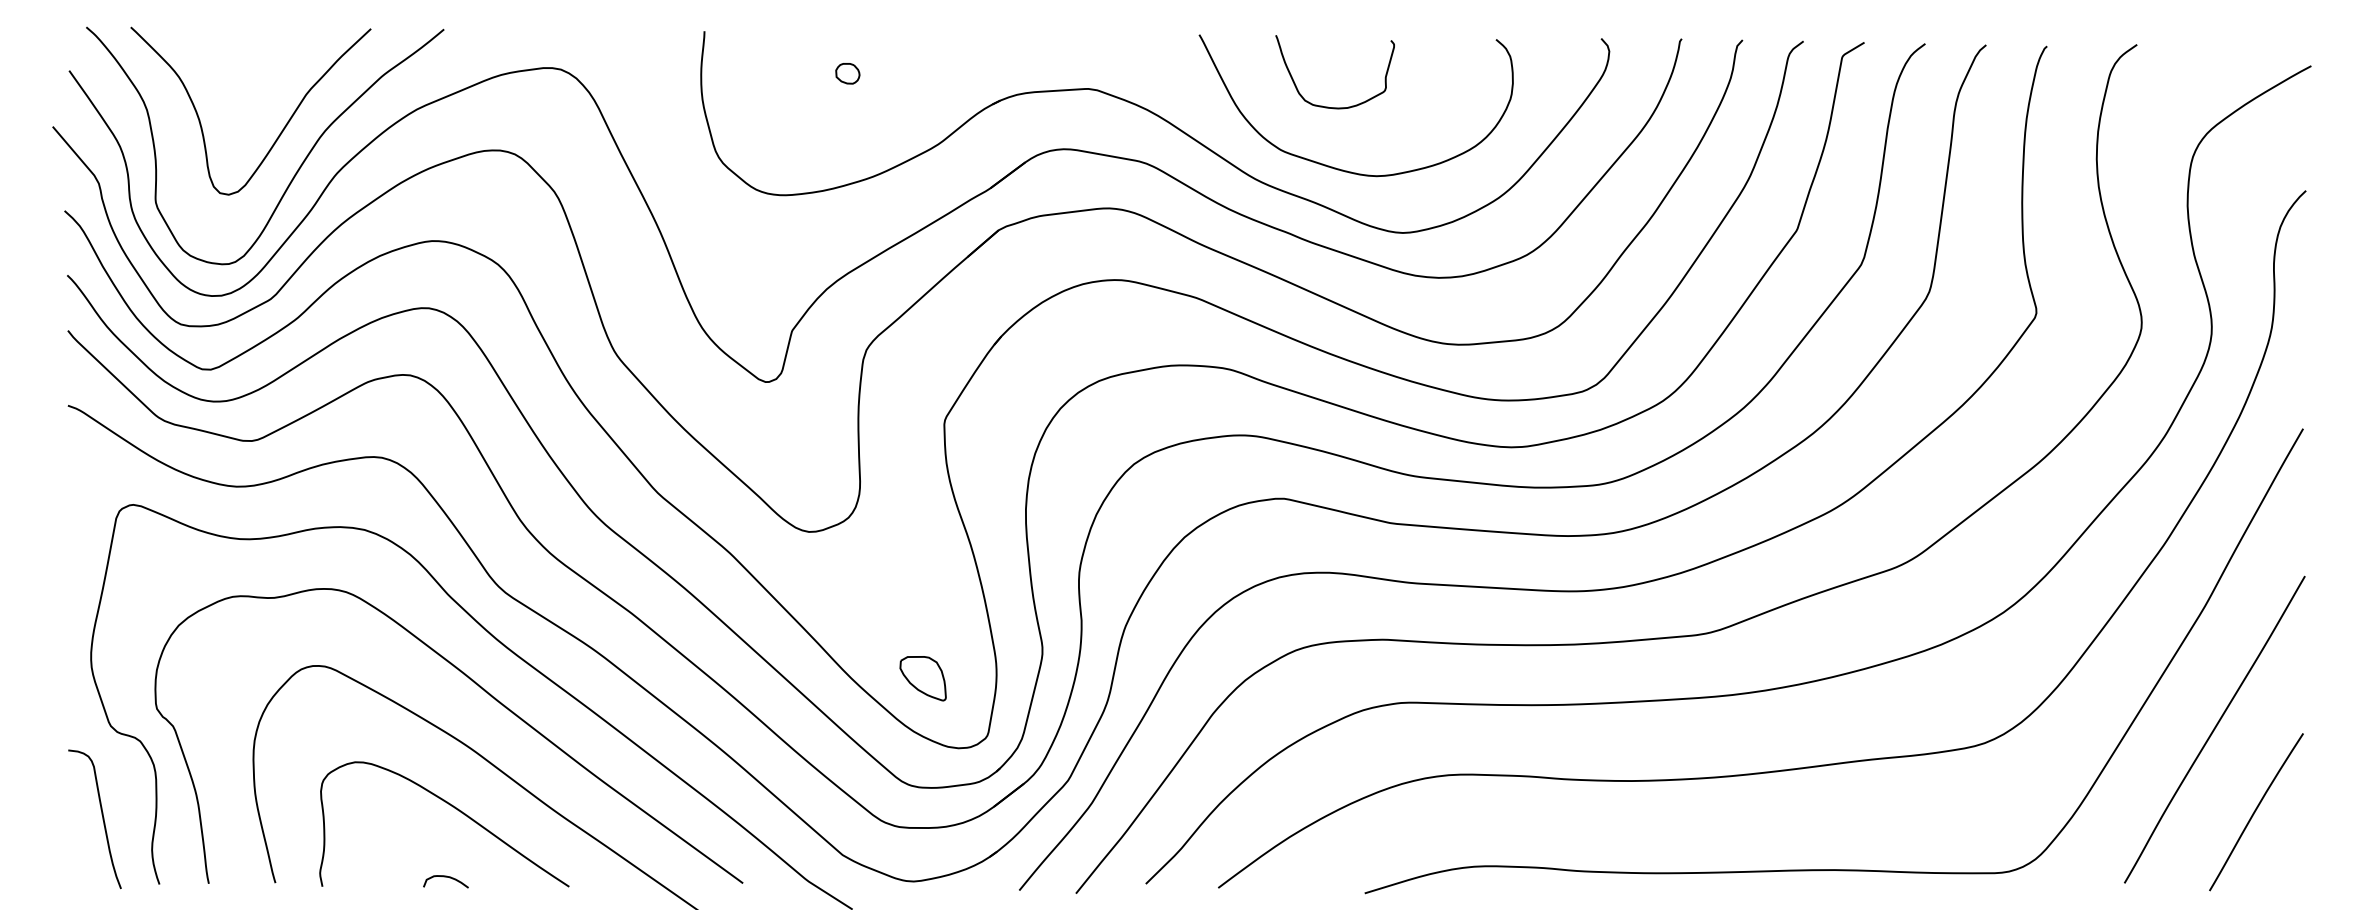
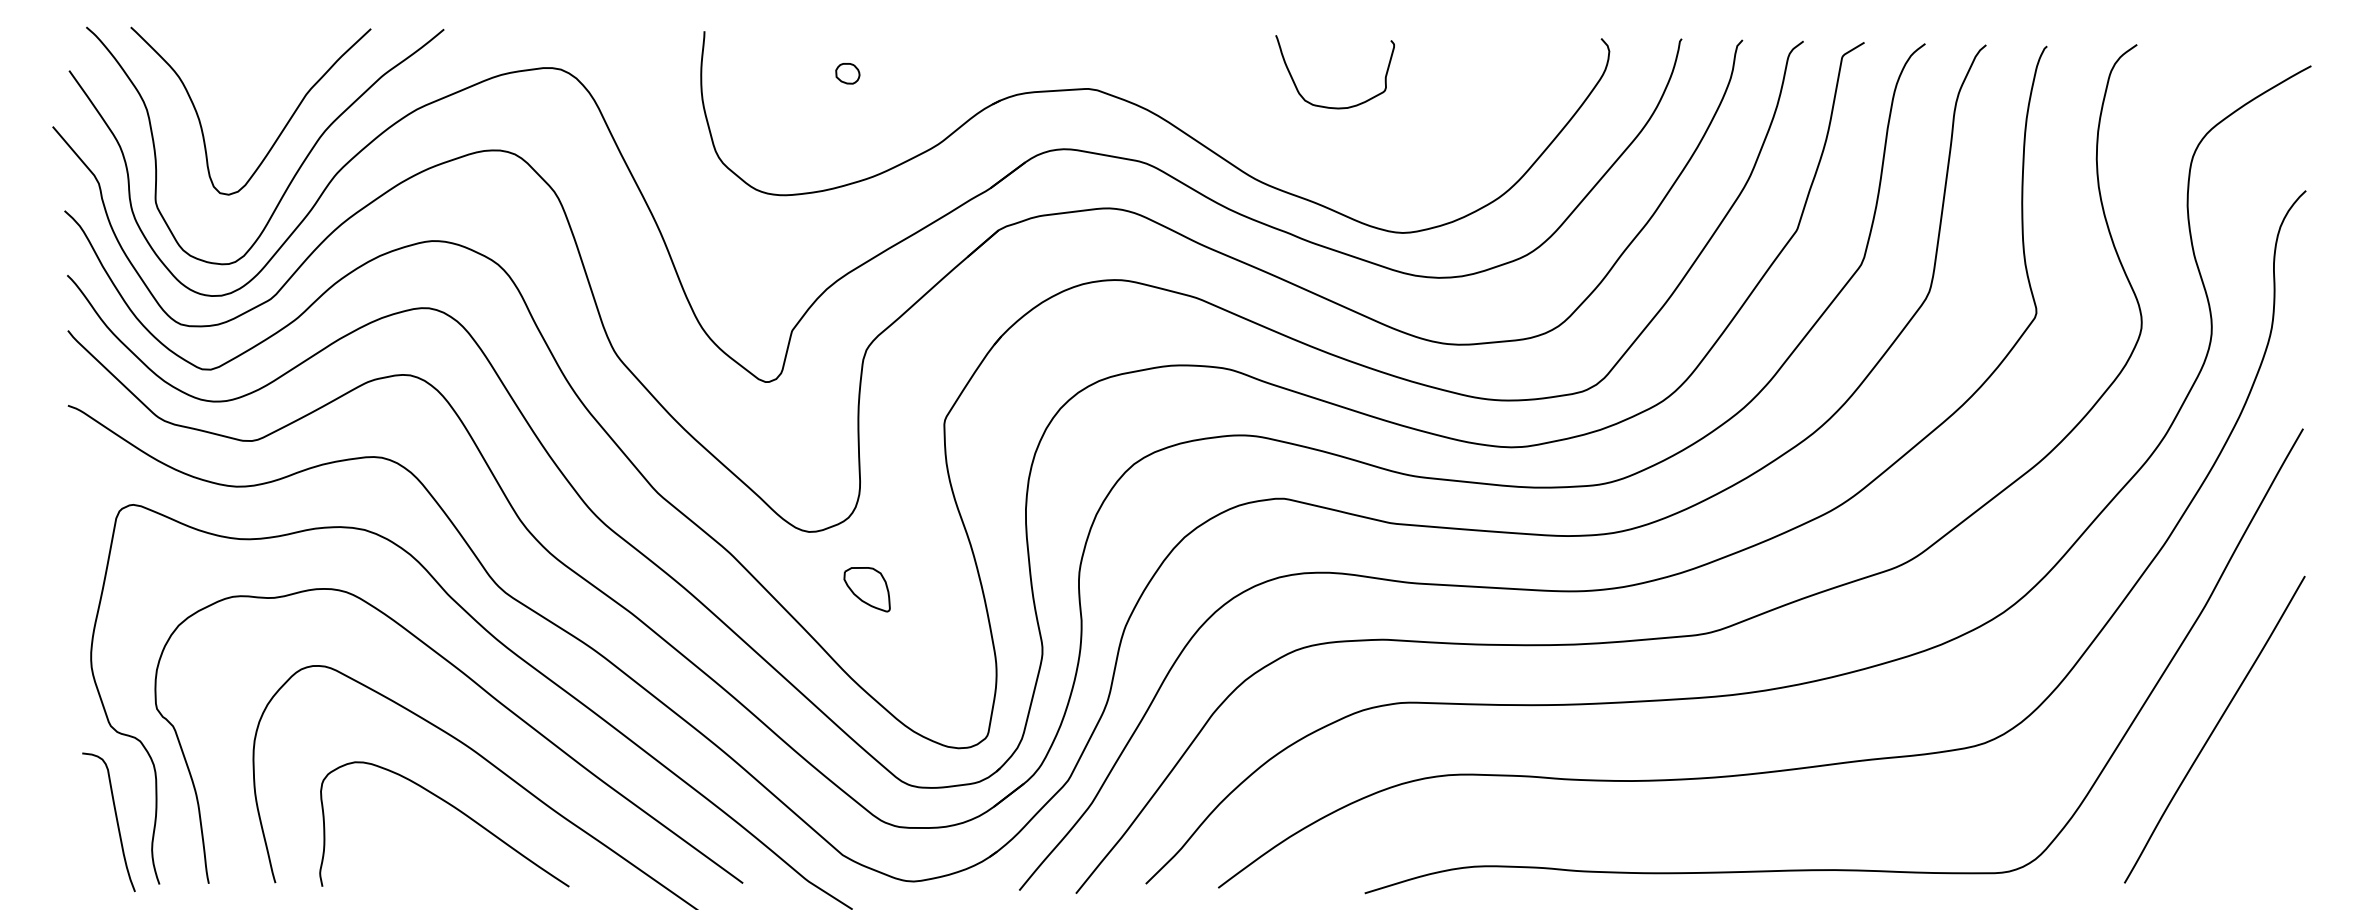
curve: present -> none (1339, 168)
part position: (922, 678) -> (866, 589) (866, 589)
curve: present -> none (2255, 812)
curve position: (102, 819) -> (116, 822) (116, 822)
curve: present -> none (445, 877)
